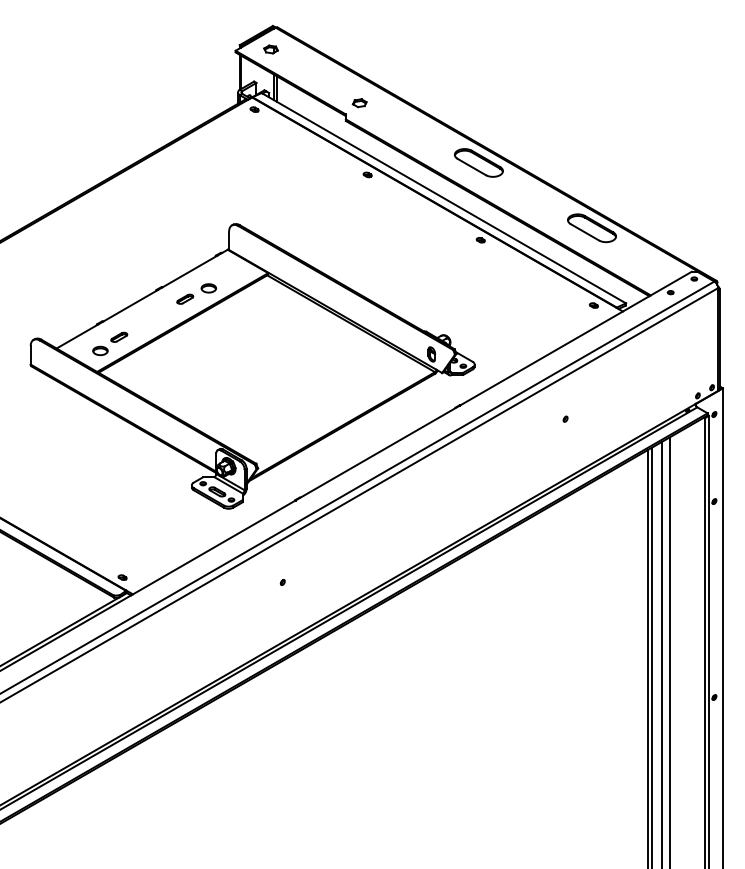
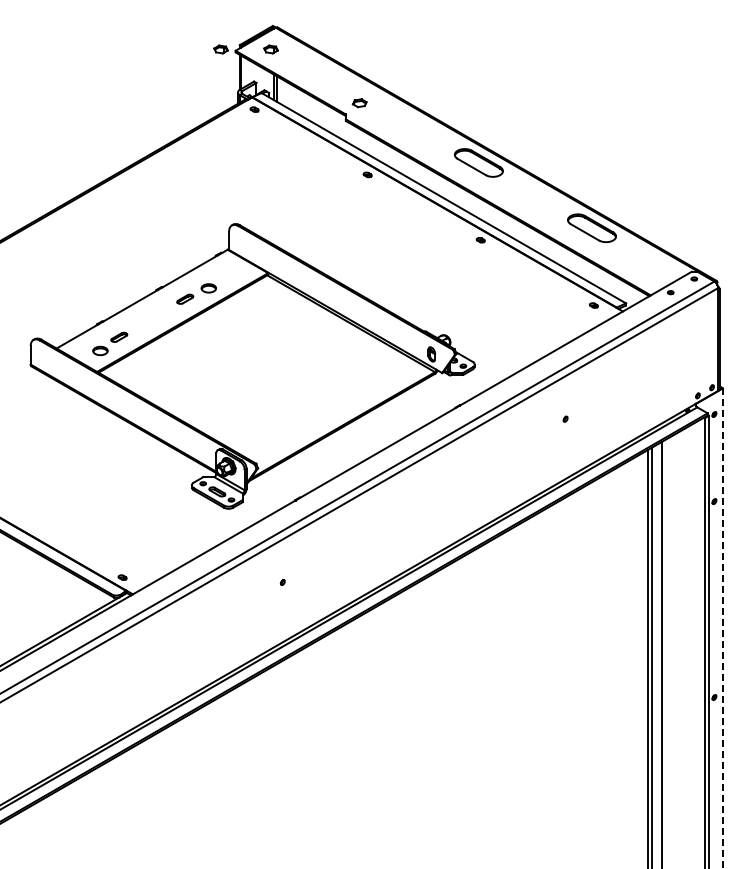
part: none -> present (220, 49)
line: solid -> dashed (722, 629)
line: present -> none (669, 651)
